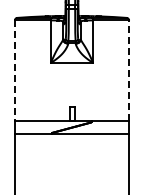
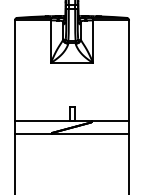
line: dashed -> solid (14, 70)
line: dashed -> solid (129, 70)
